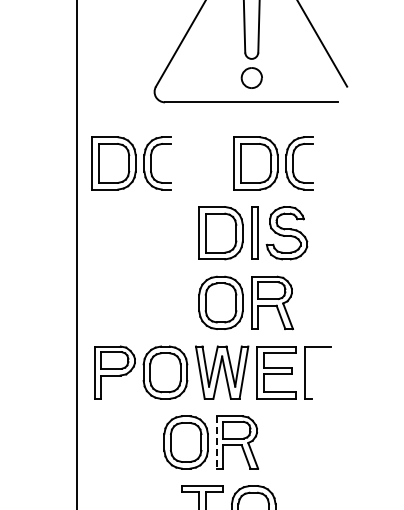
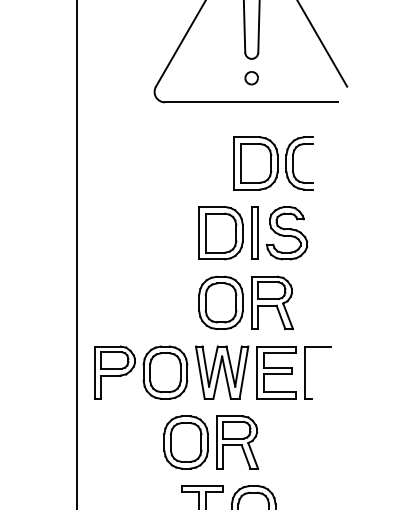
part size: 23x22 px -> 15x15 px (251, 78)
part: present -> none (131, 163)
line: dashed -> solid (216, 442)
